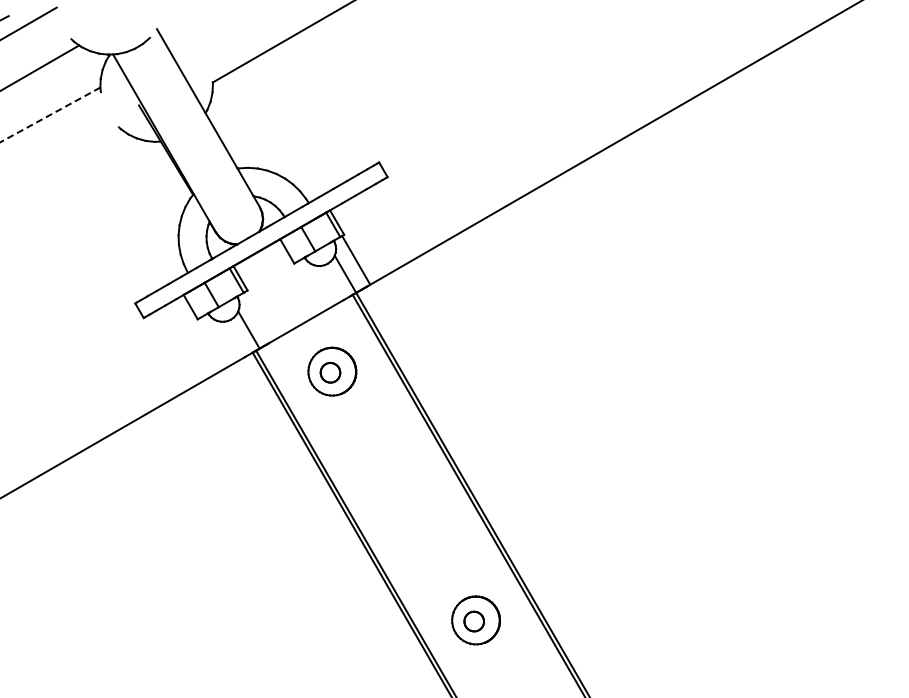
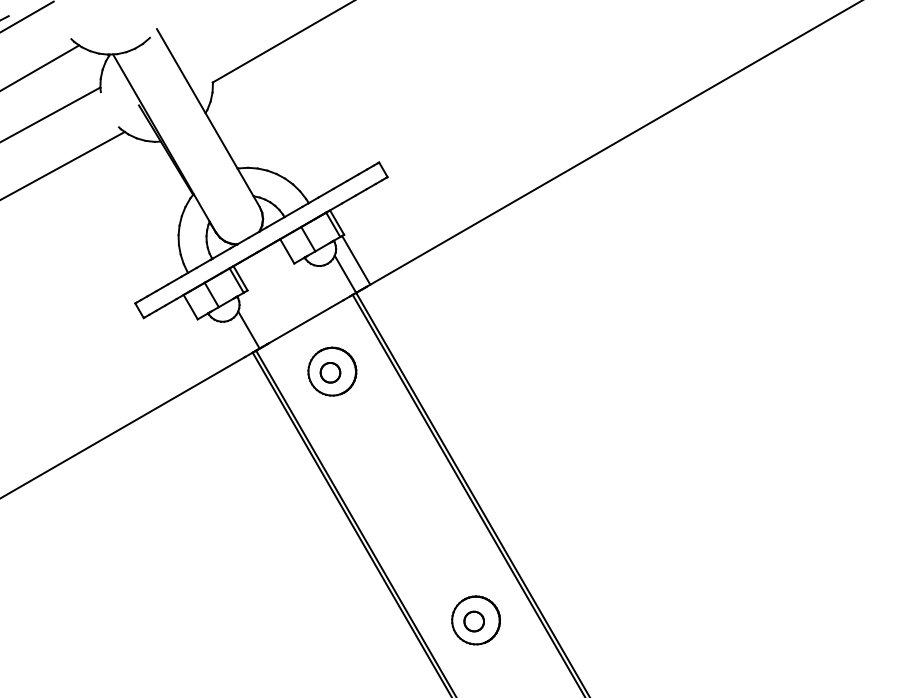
line position: (29, 23) -> (27, 16) (27, 16)
line: dashed -> solid (50, 114)
line: none -> present (63, 165)
